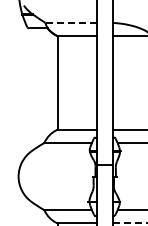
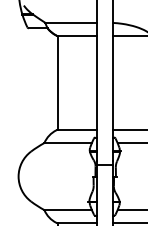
line: dashed -> solid (71, 22)
line: dashed -> solid (130, 222)
